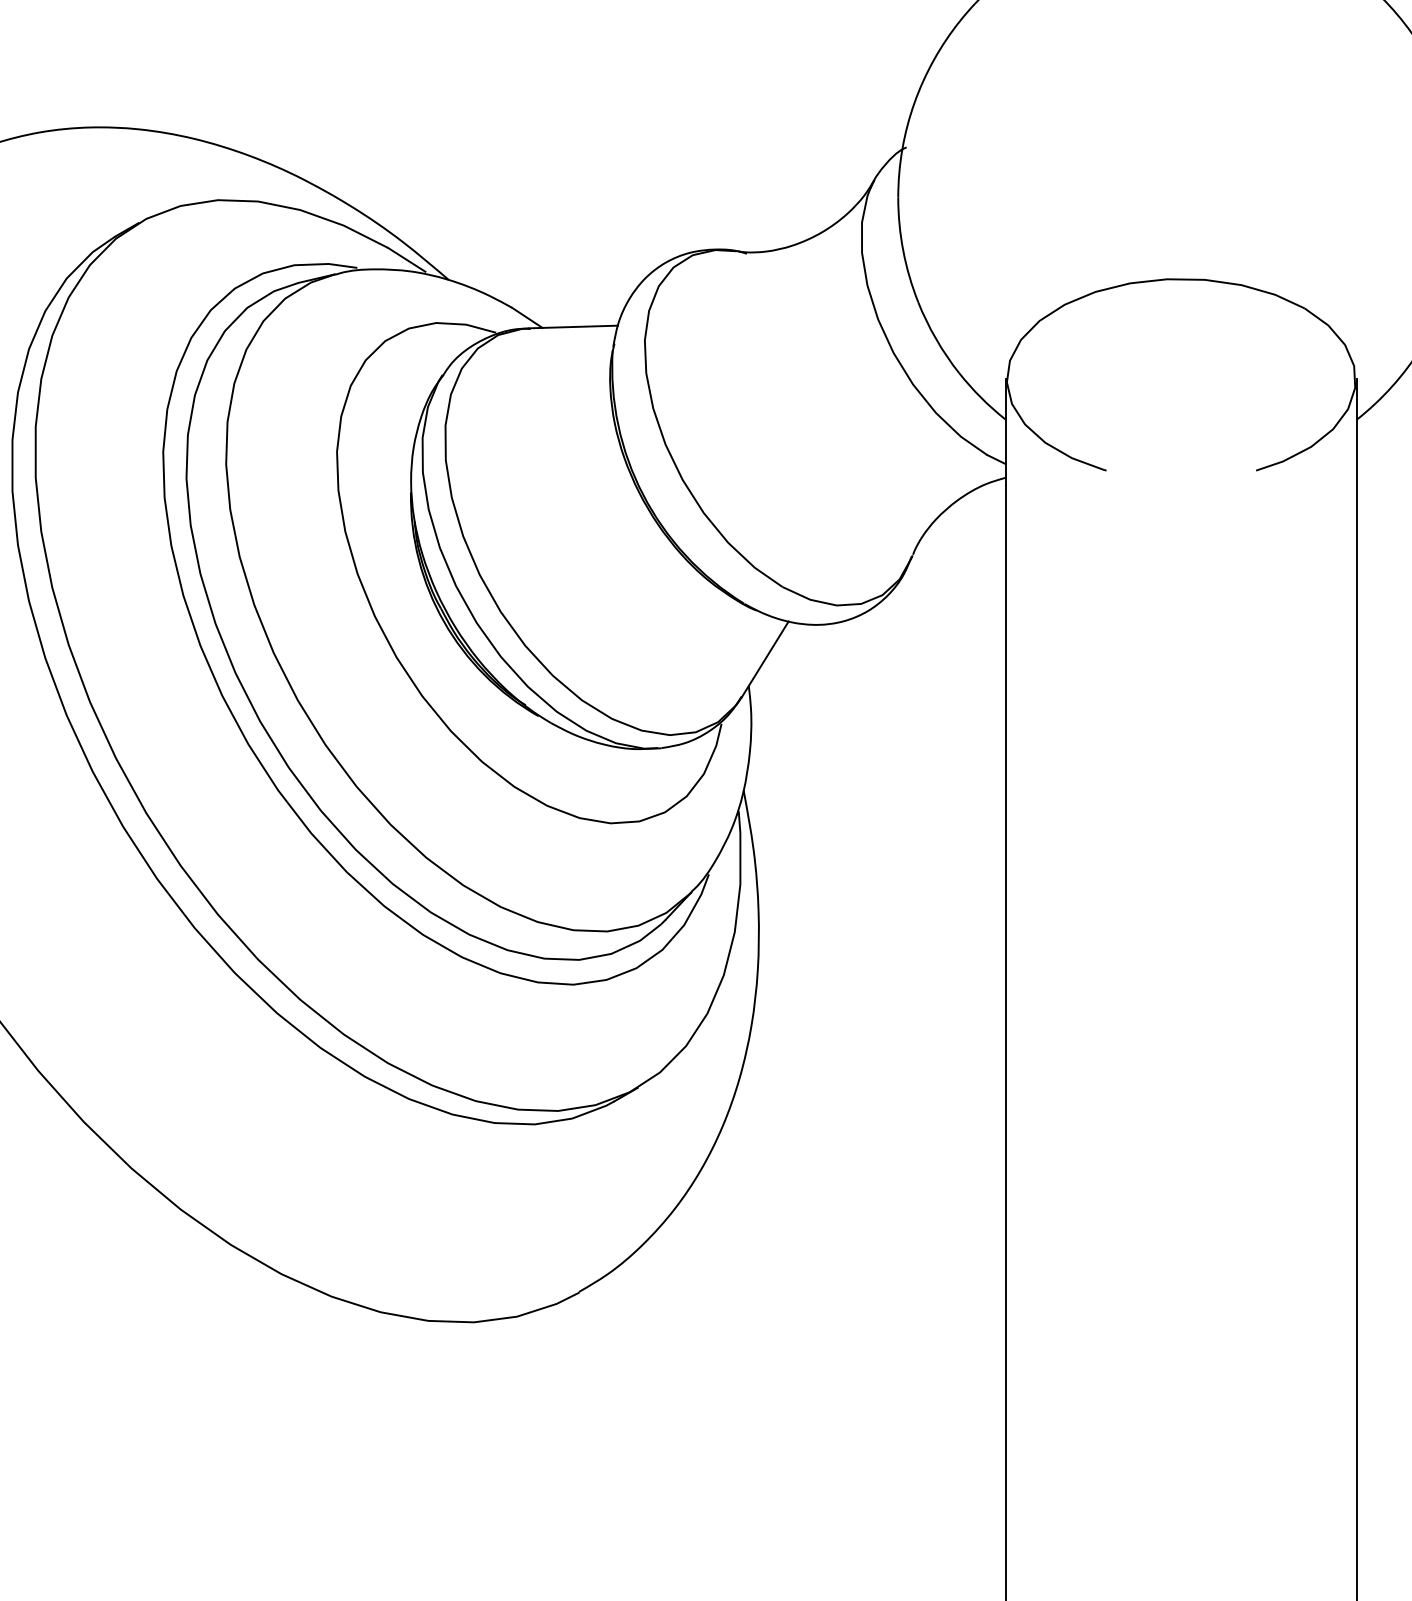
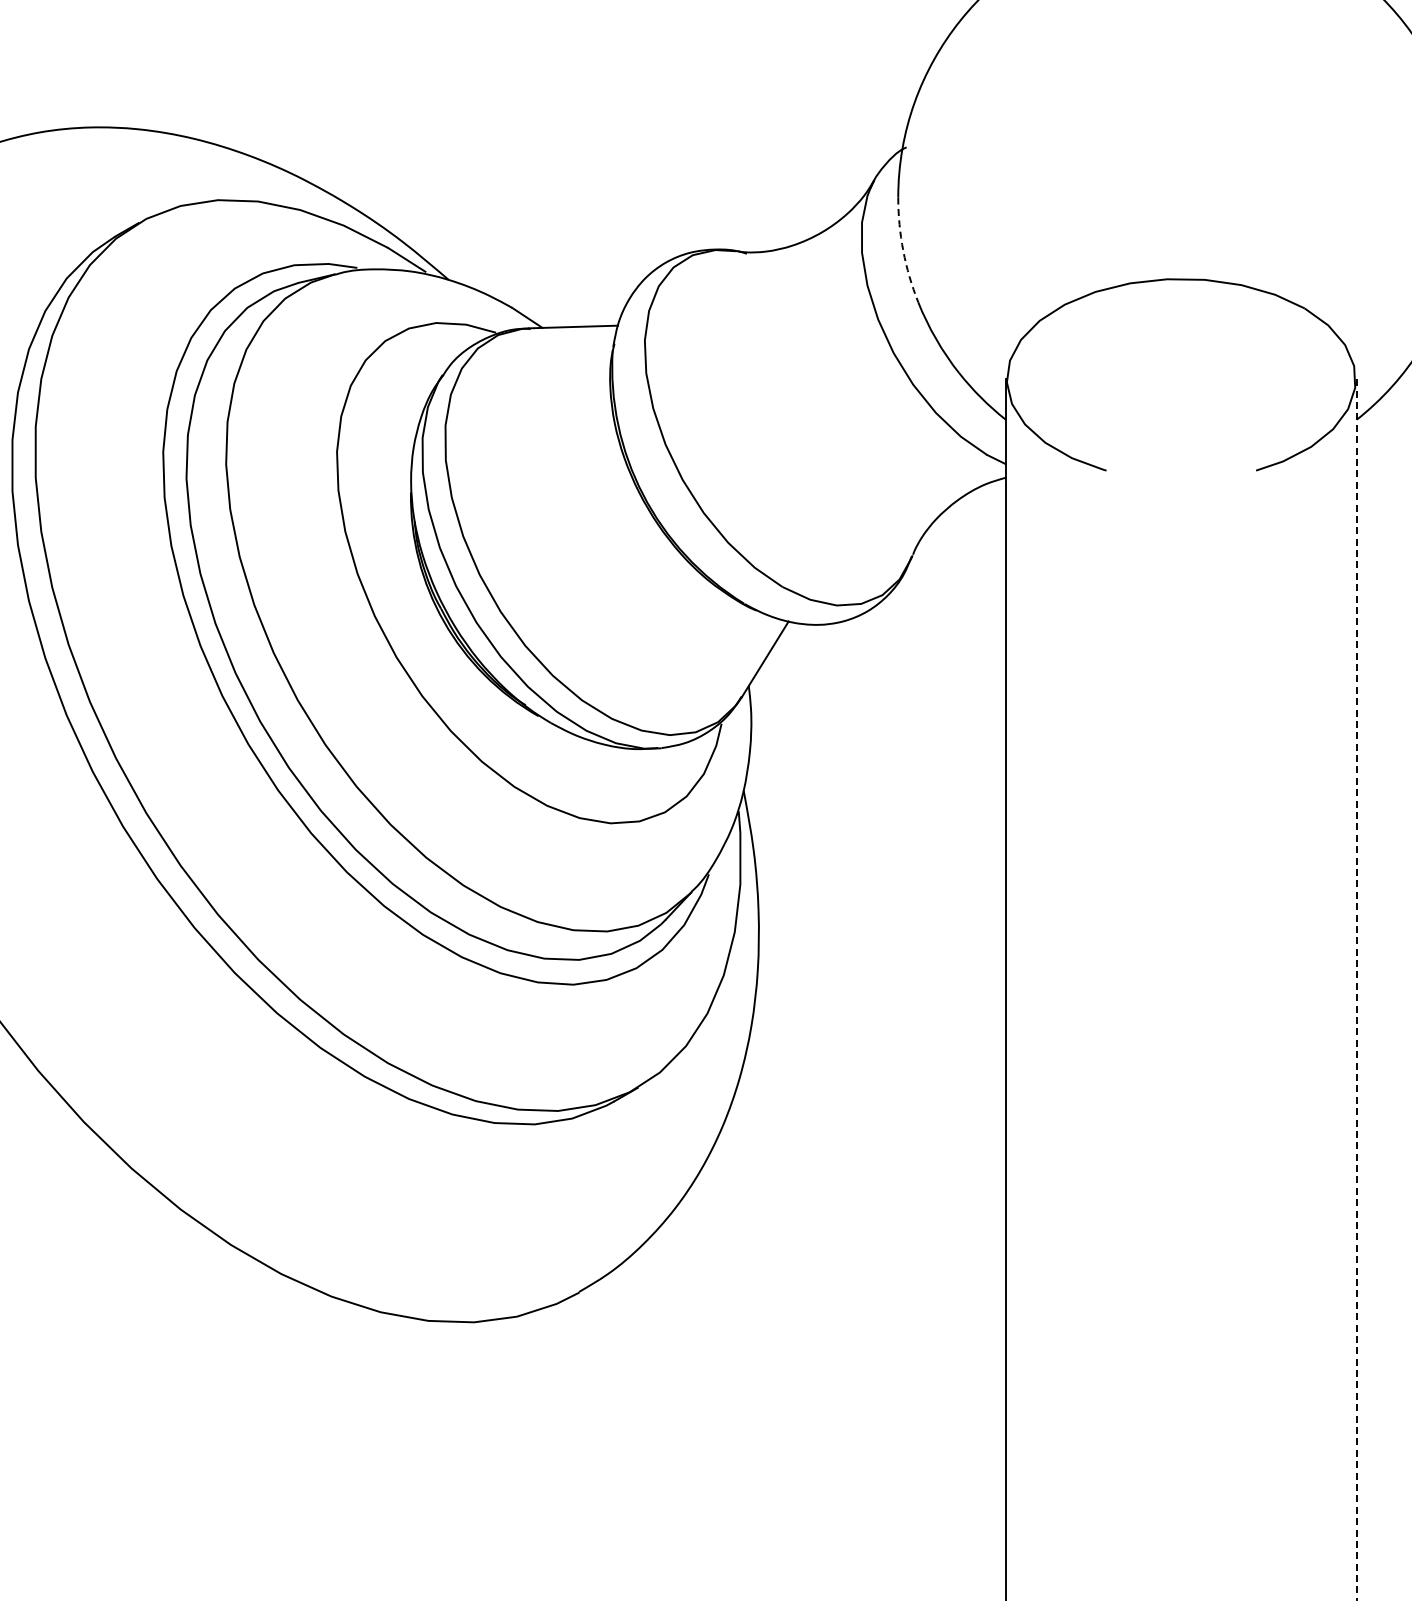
arc: solid -> dashed (903, 250)
line: solid -> dashed (1356, 989)
